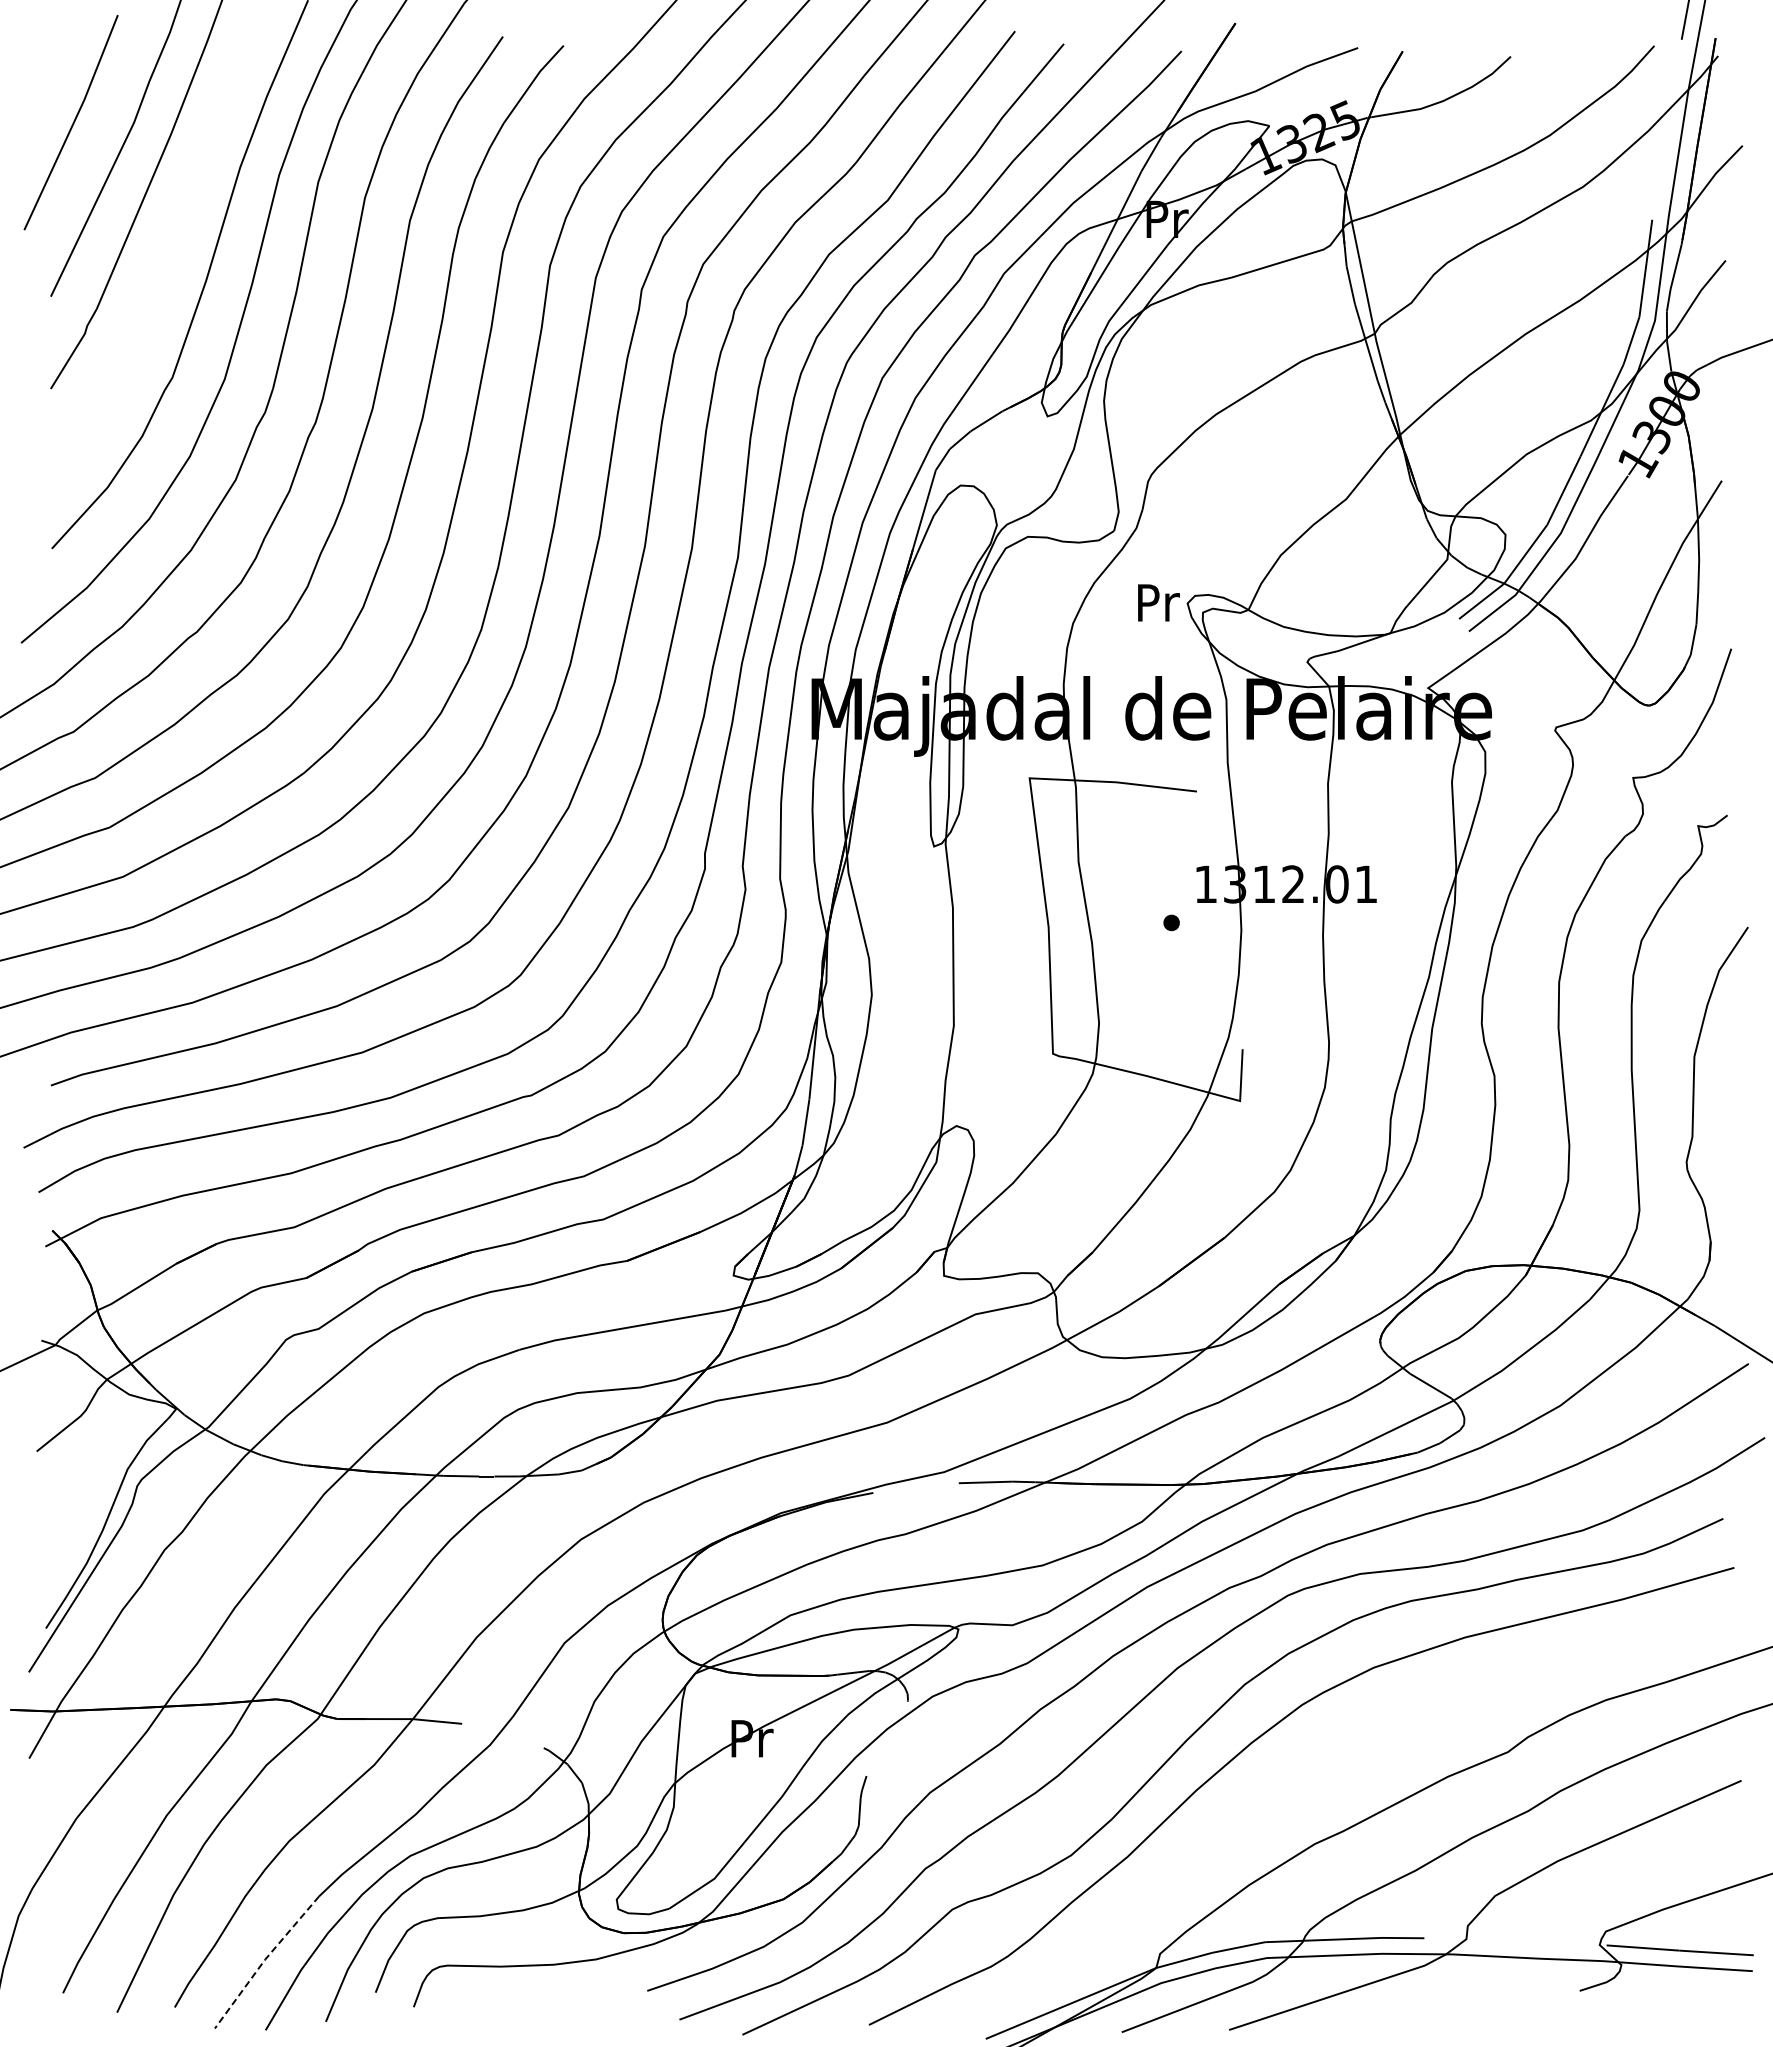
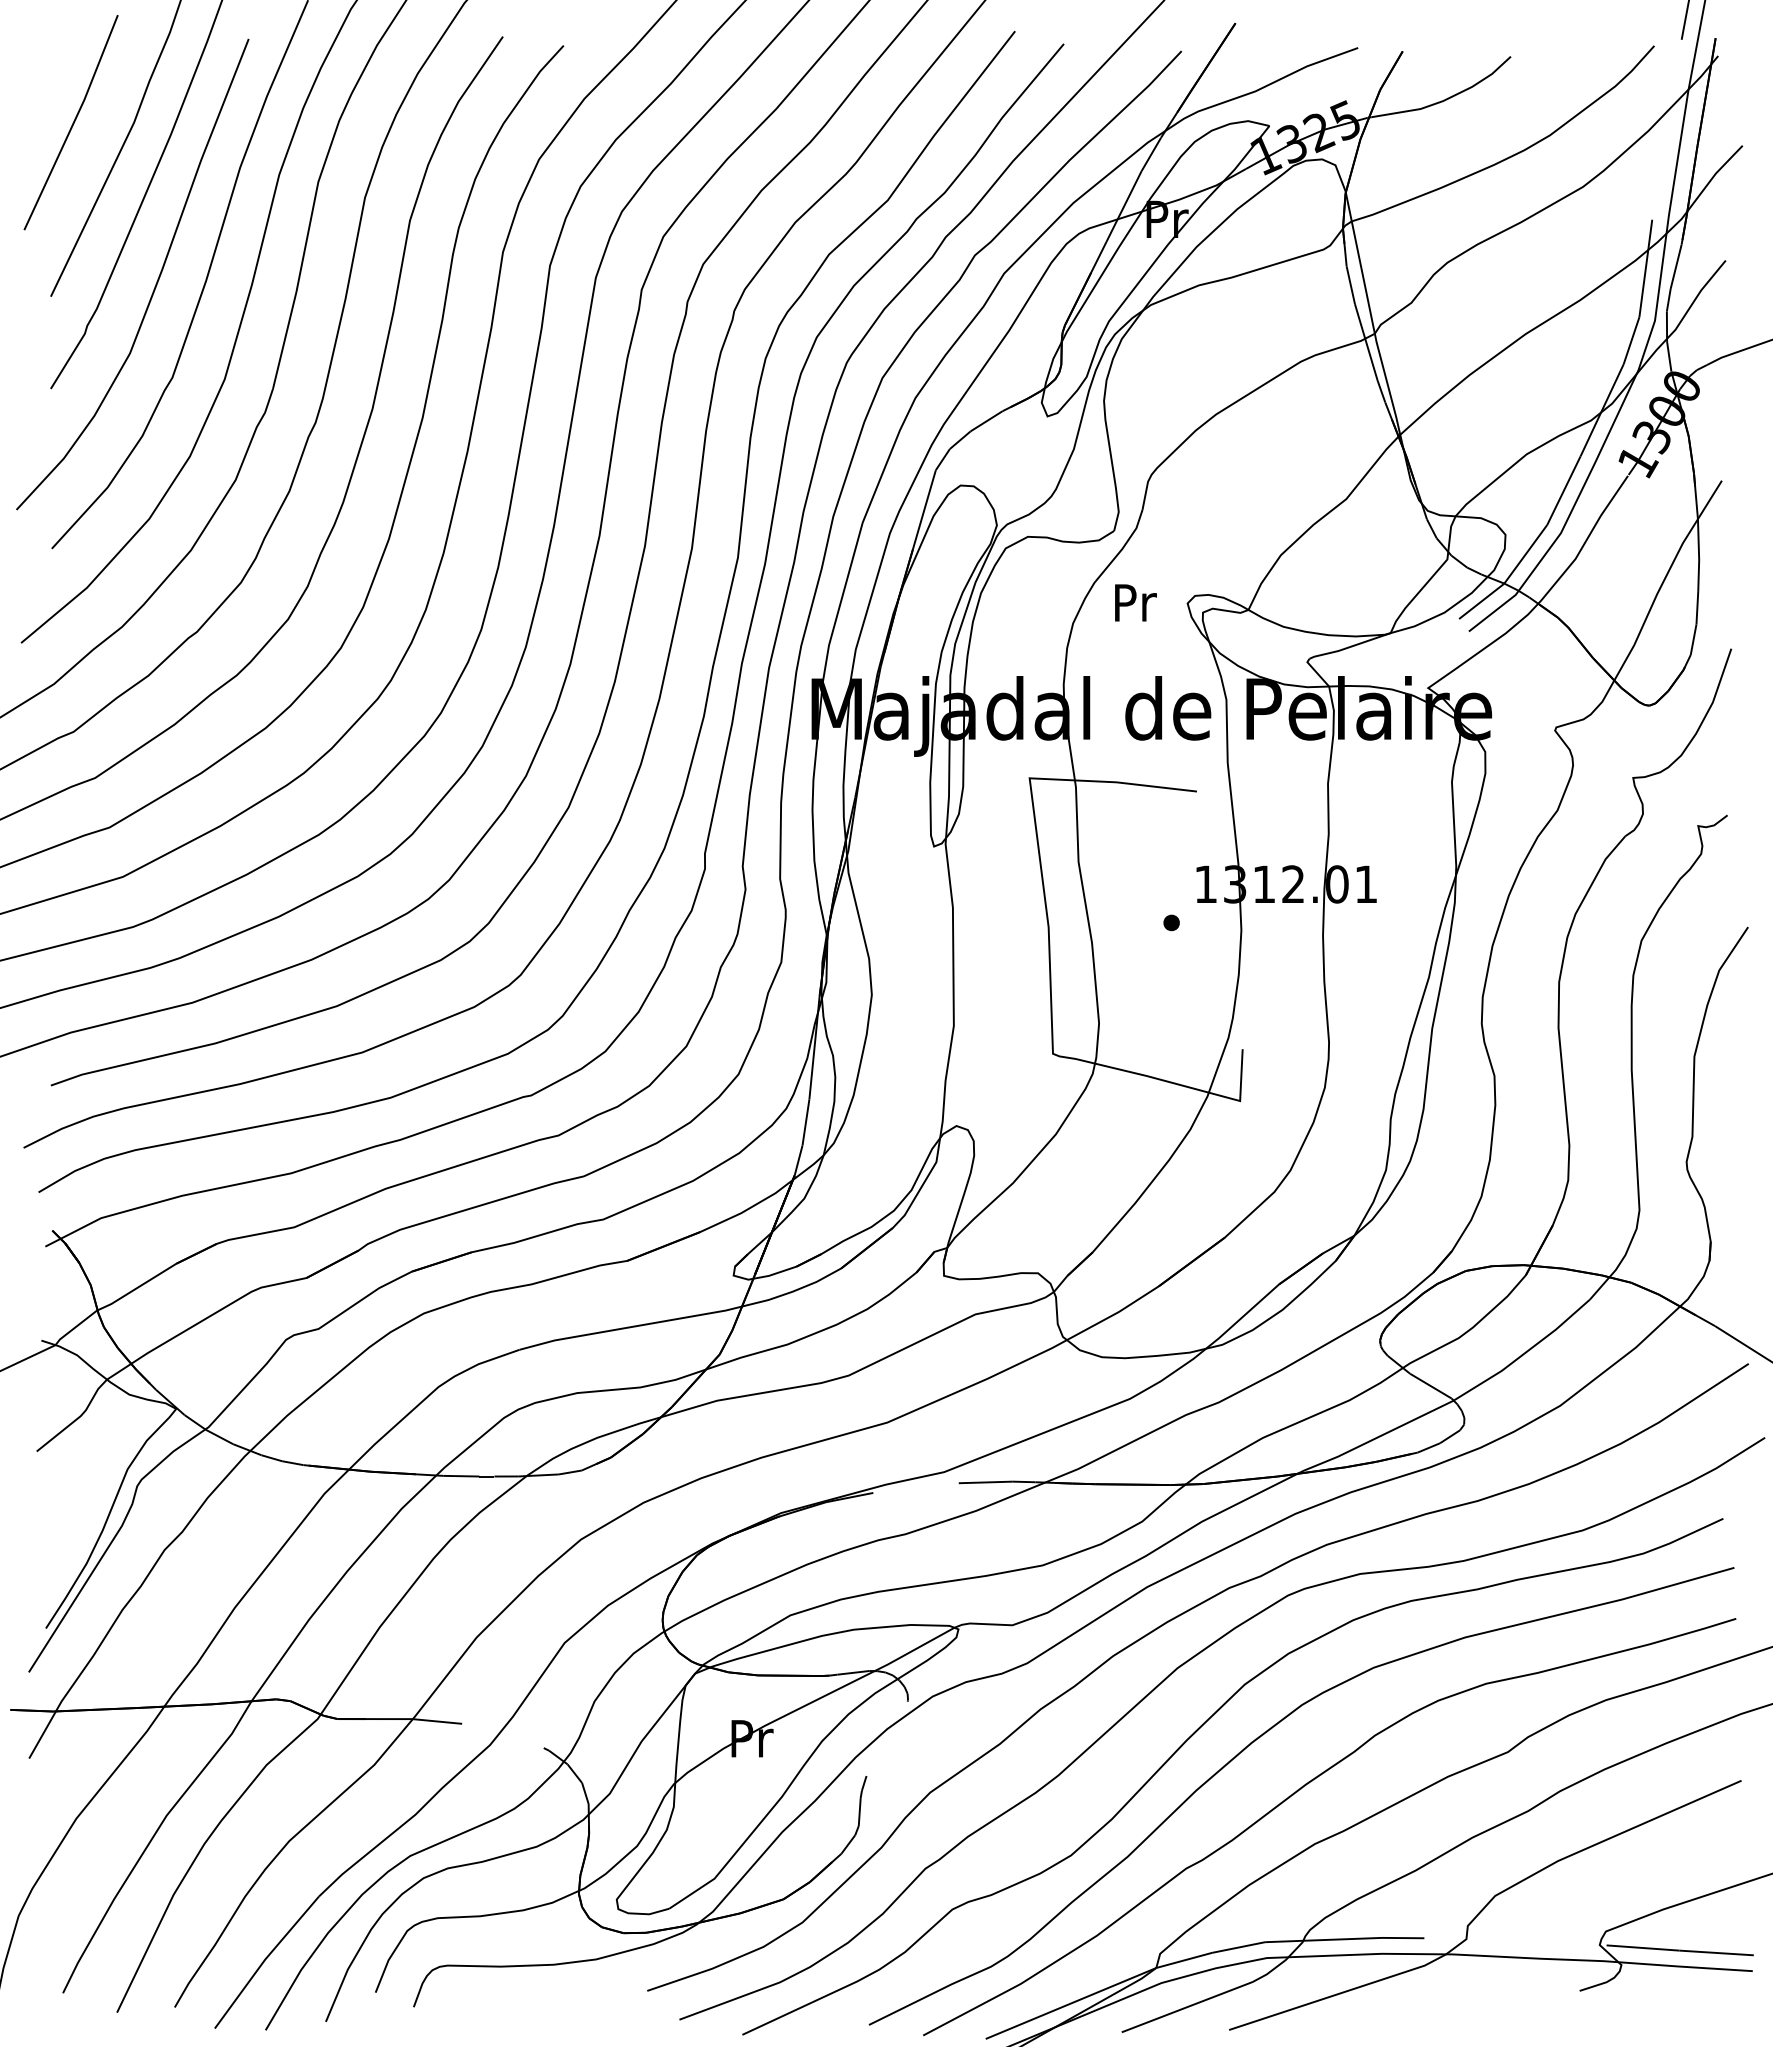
curve: none -> present (156, 281)
text position: (1158, 602) -> (1135, 602) (1135, 602)
curve: none -> present (1301, 1789)
line: dashed -> solid (264, 1960)
